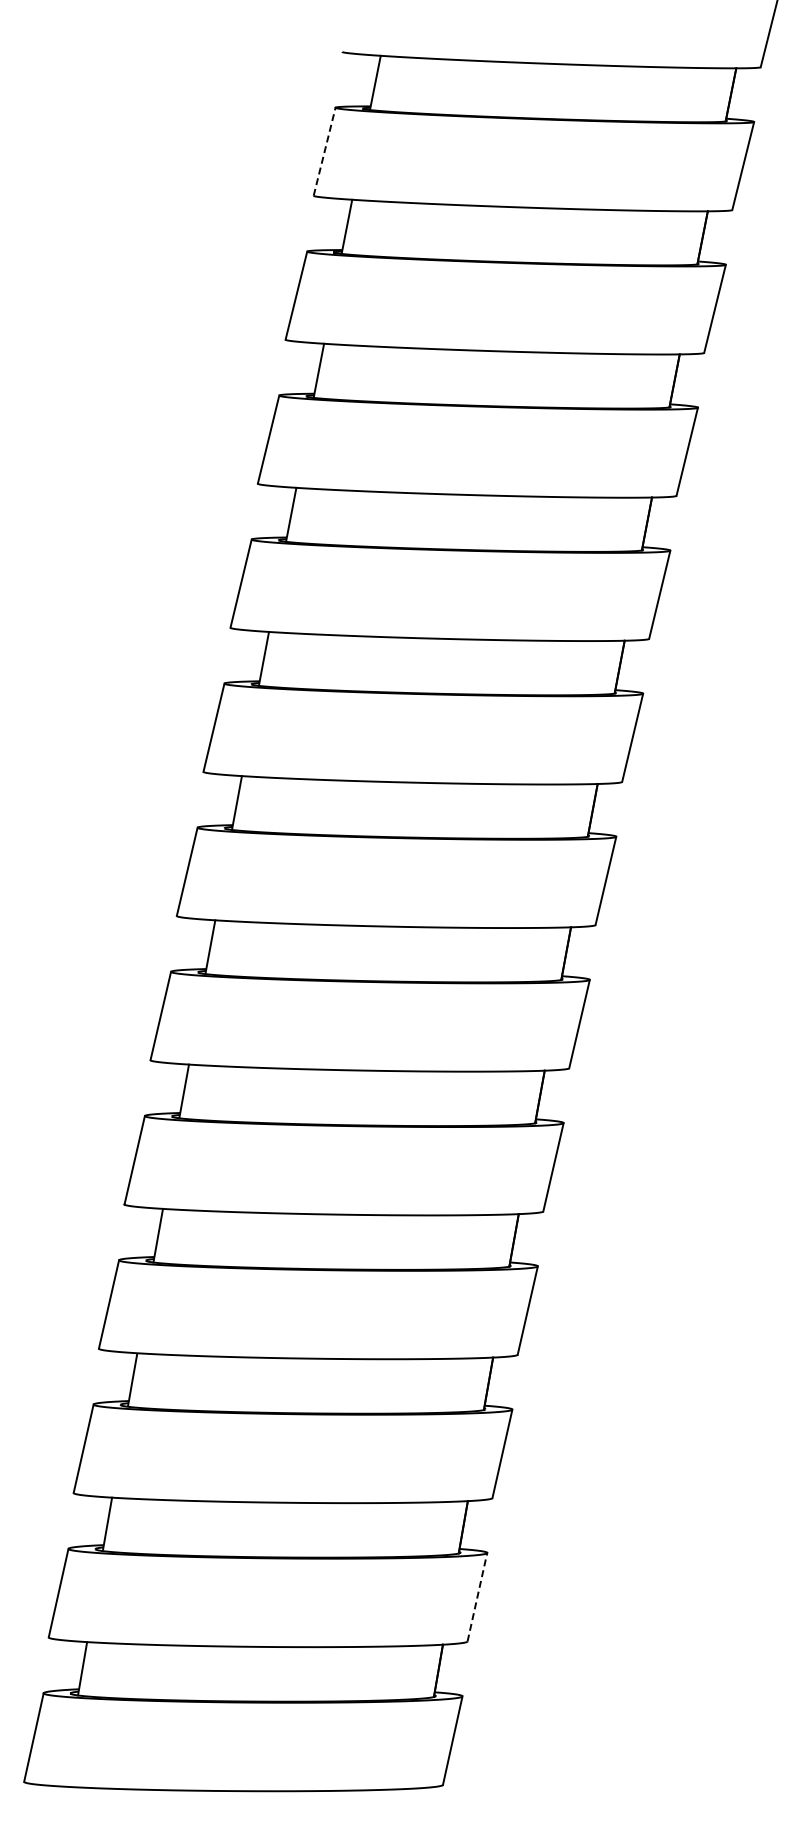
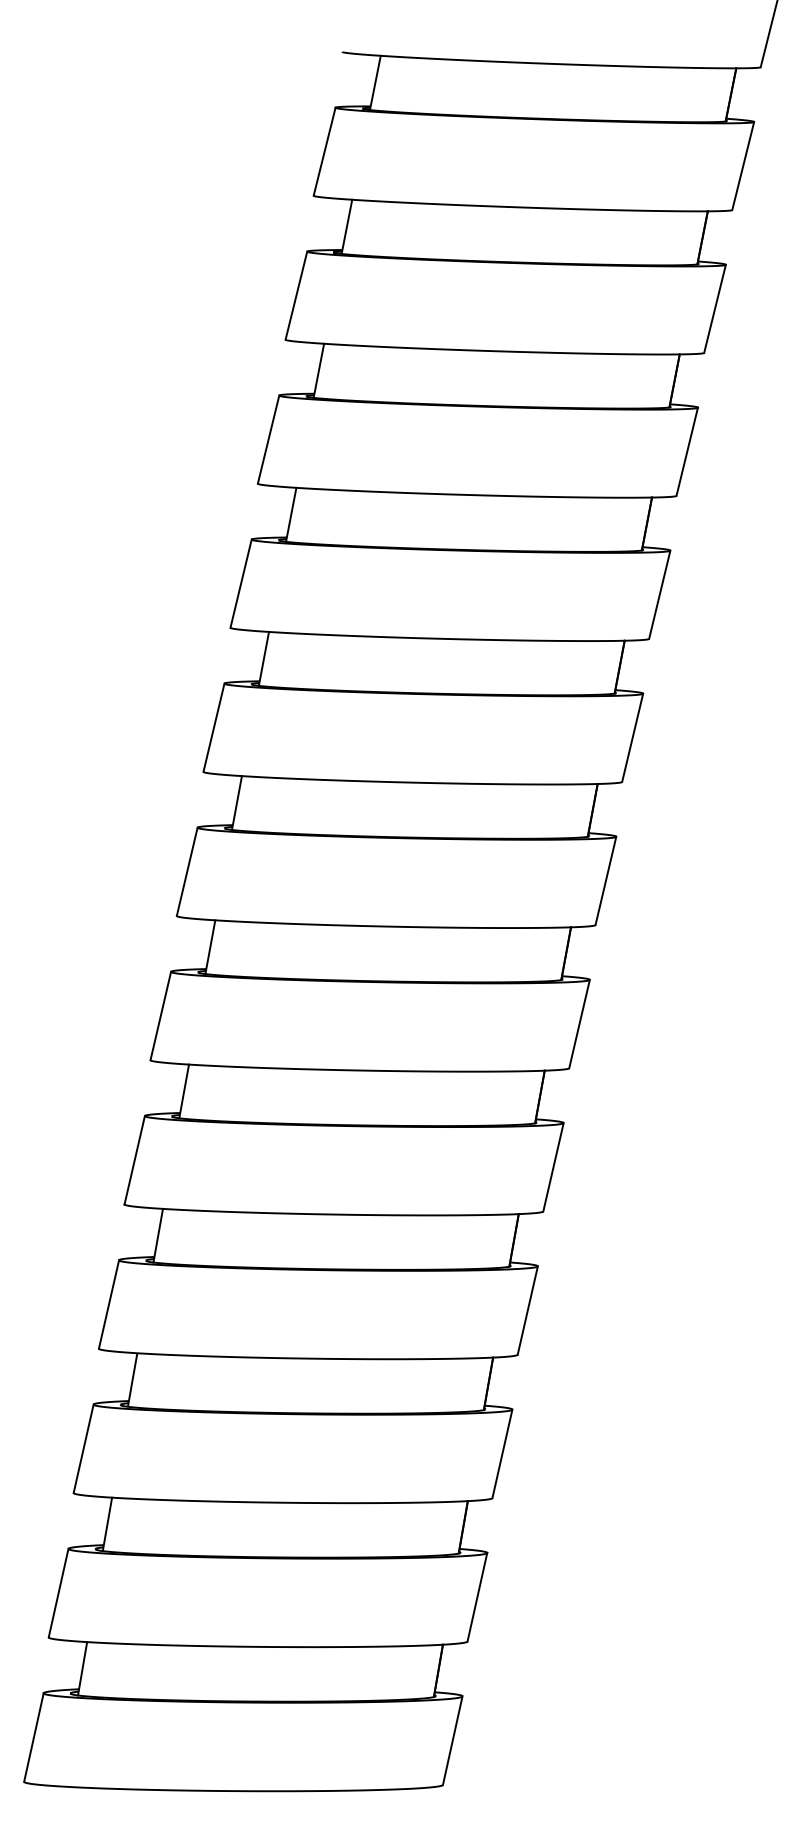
line: dashed -> solid (324, 151)
line: dashed -> solid (477, 1596)
